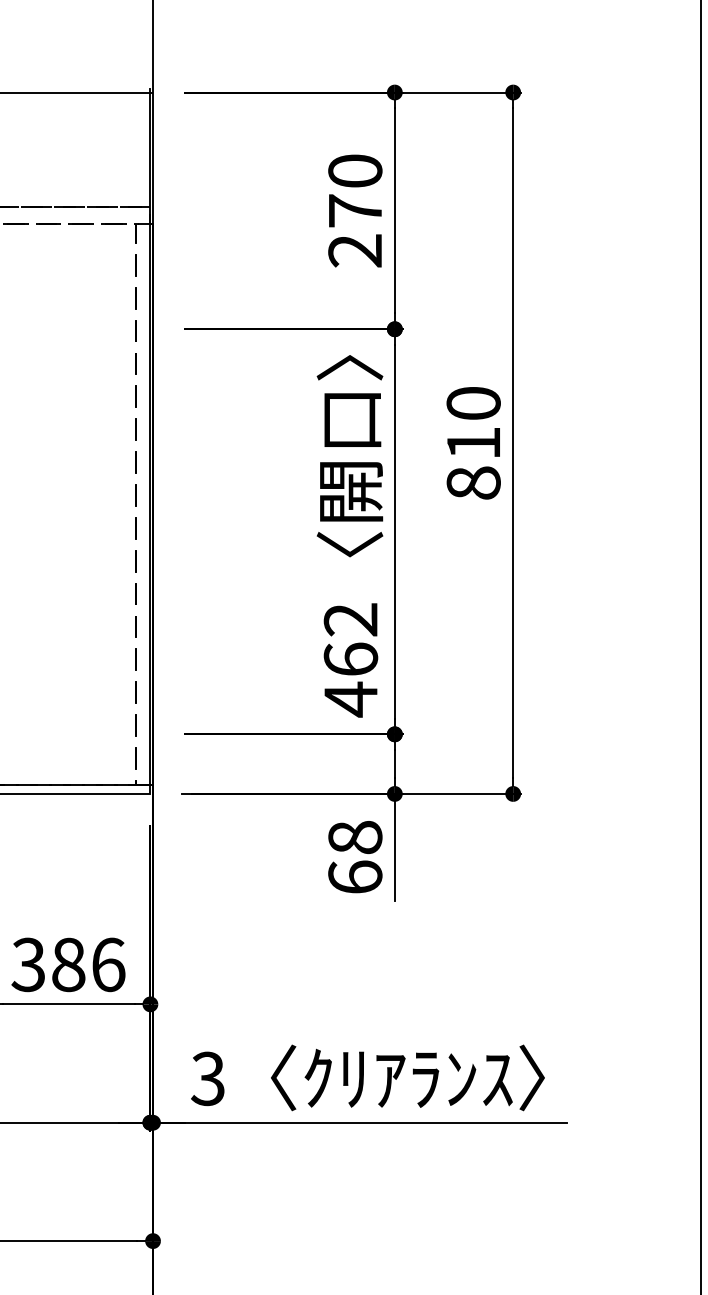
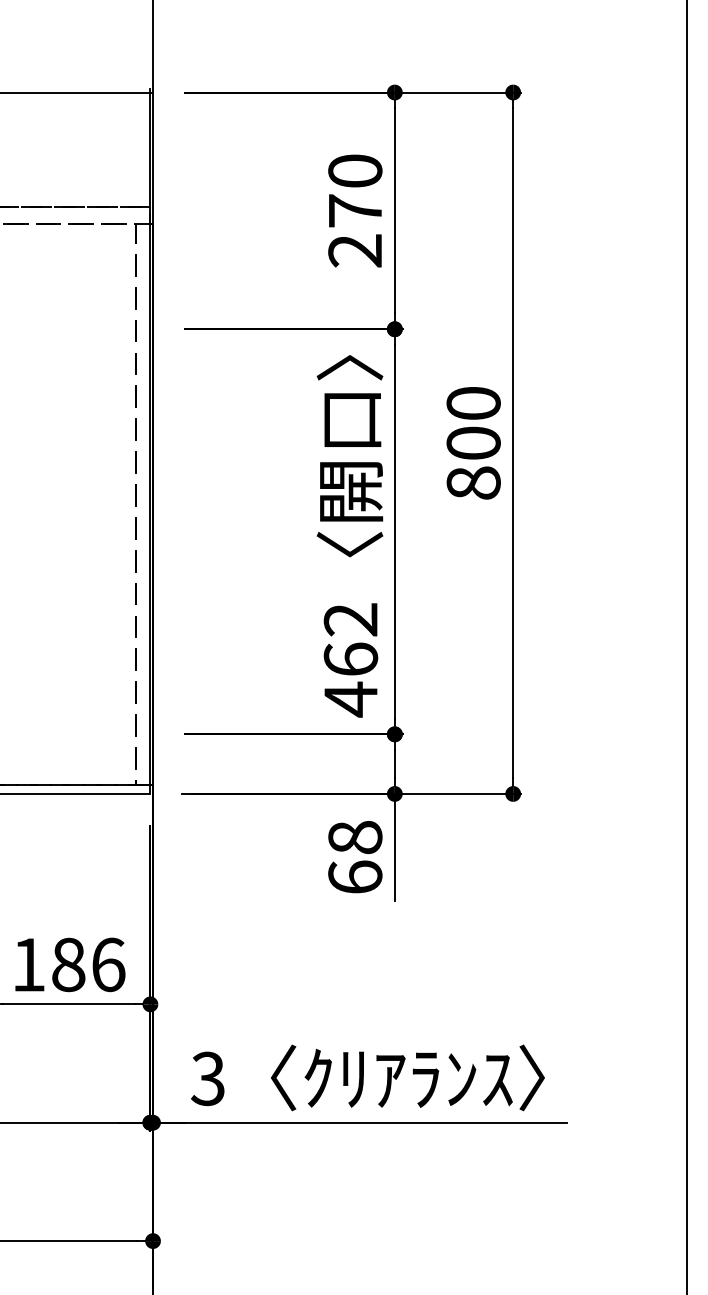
text: 810 -> 800 (473, 442)
line position: (700, 646) -> (686, 646) (686, 646)
text: 386 -> 186 (27, 964)
